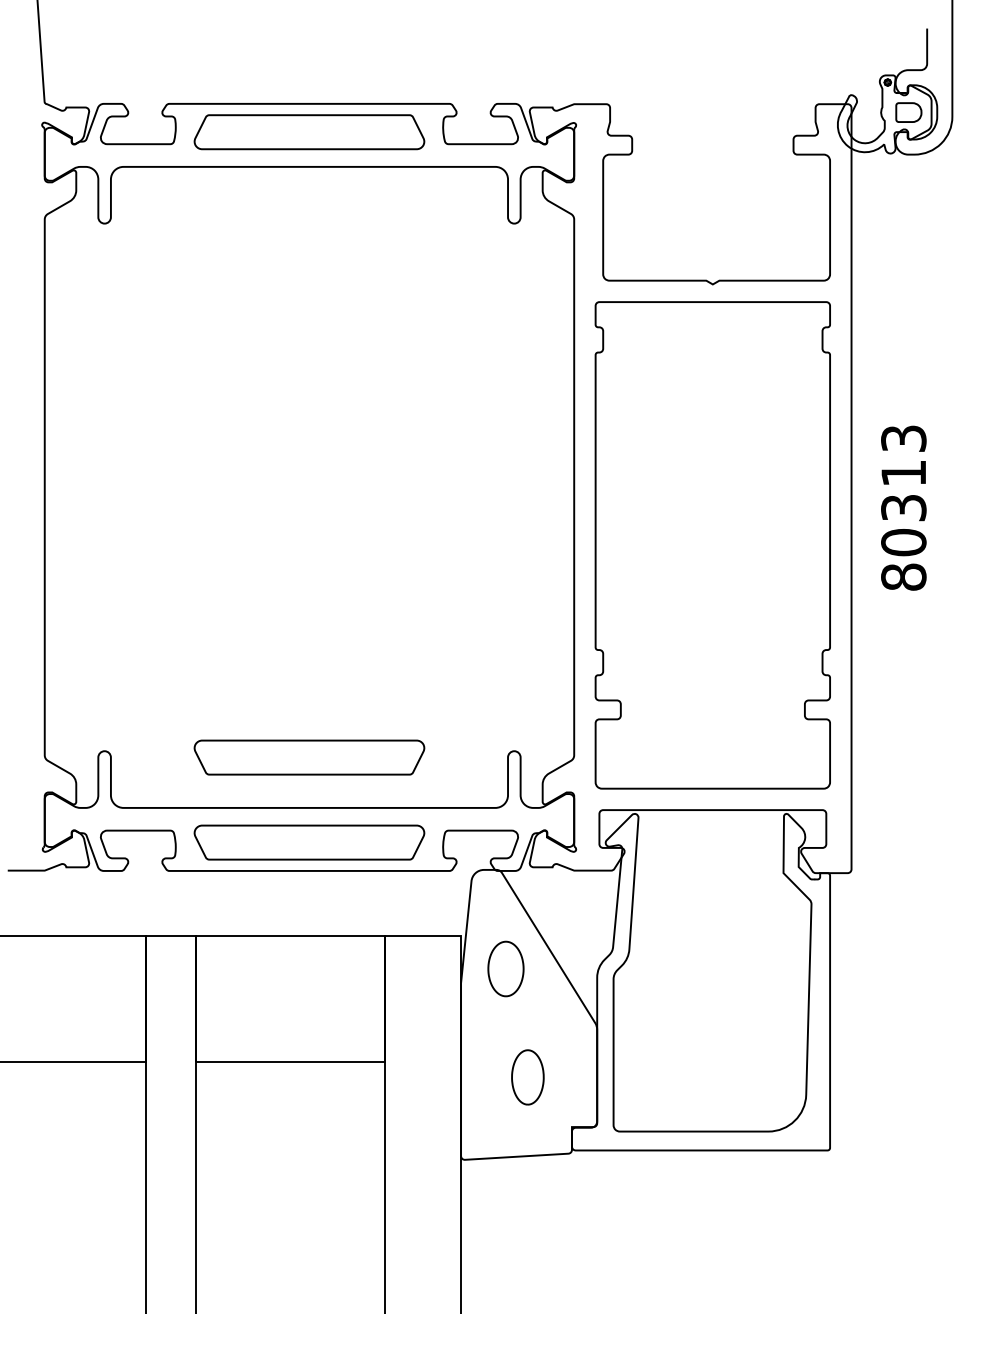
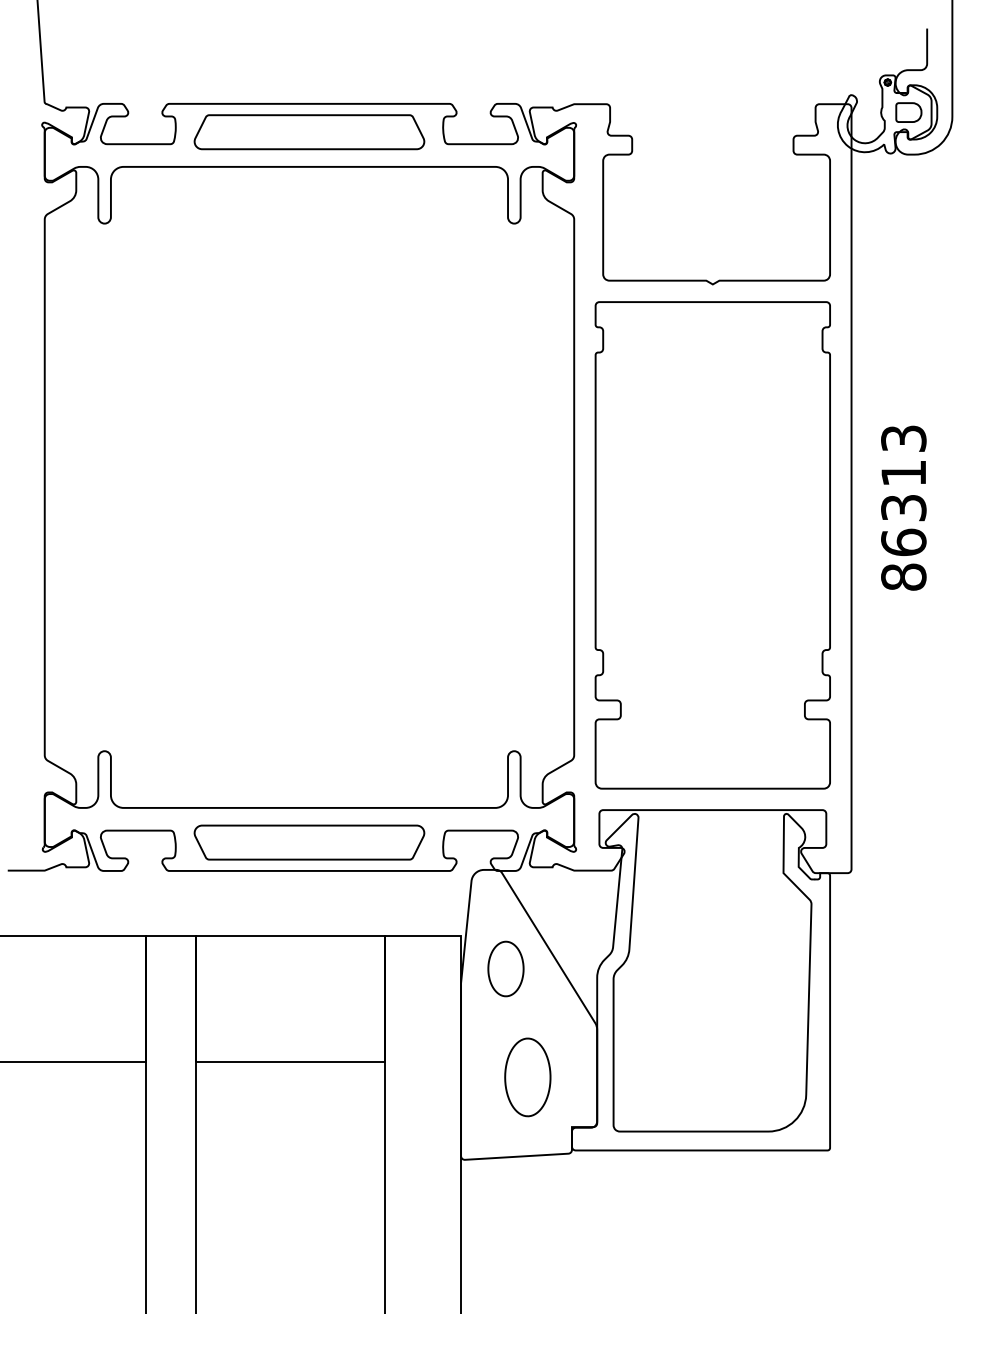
text: 80313 -> 86313 (903, 542)
part: present -> none (309, 757)
part size: 34x57 px -> 48x81 px (527, 1077)
